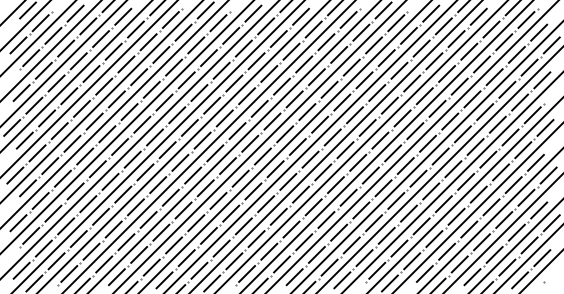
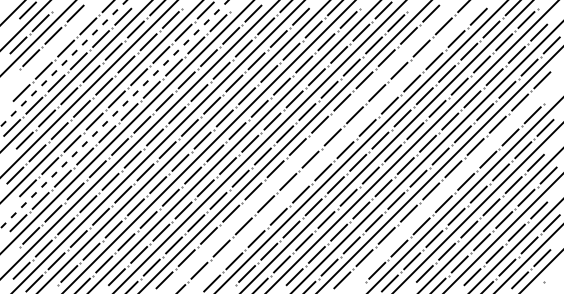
line: present -> none (51, 50)
line: solid -> dashed (64, 63)
line: solid -> dashed (114, 114)
line: present -> none (310, 146)
line: present -> none (336, 146)
line: present -> none (452, 182)
